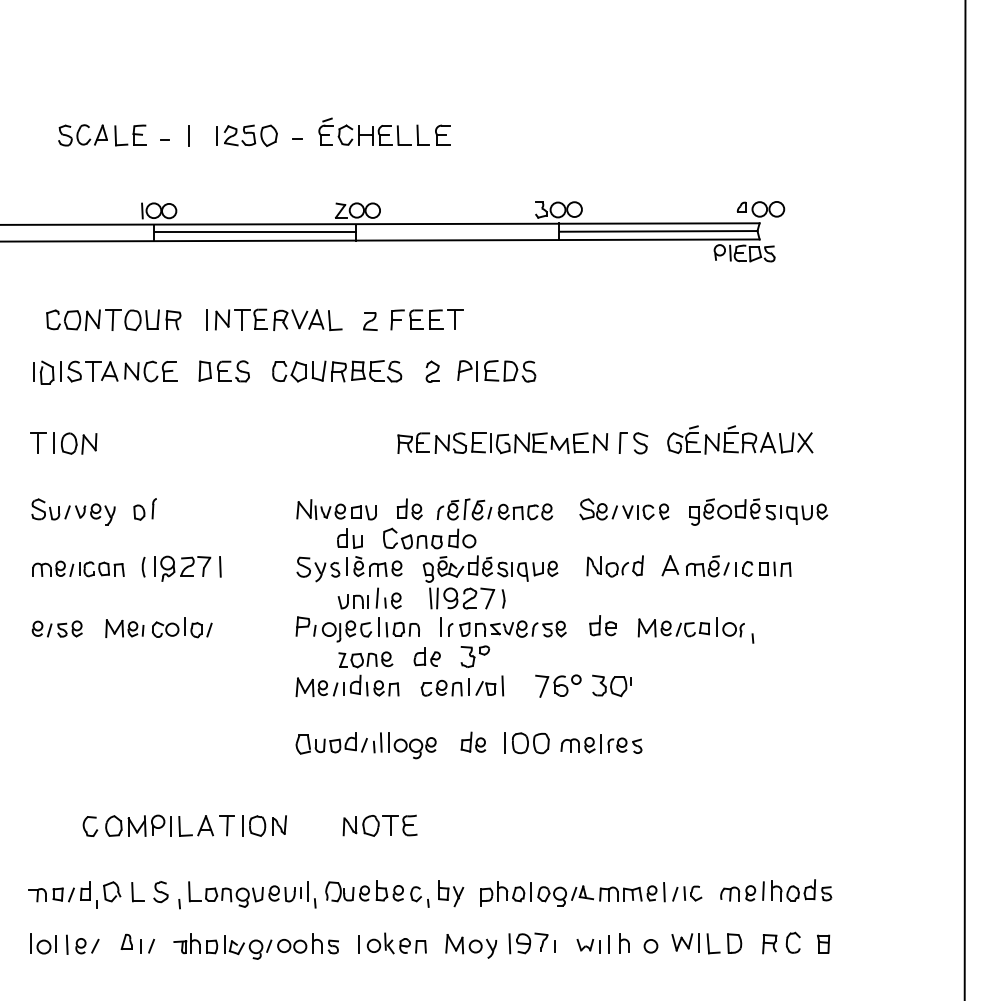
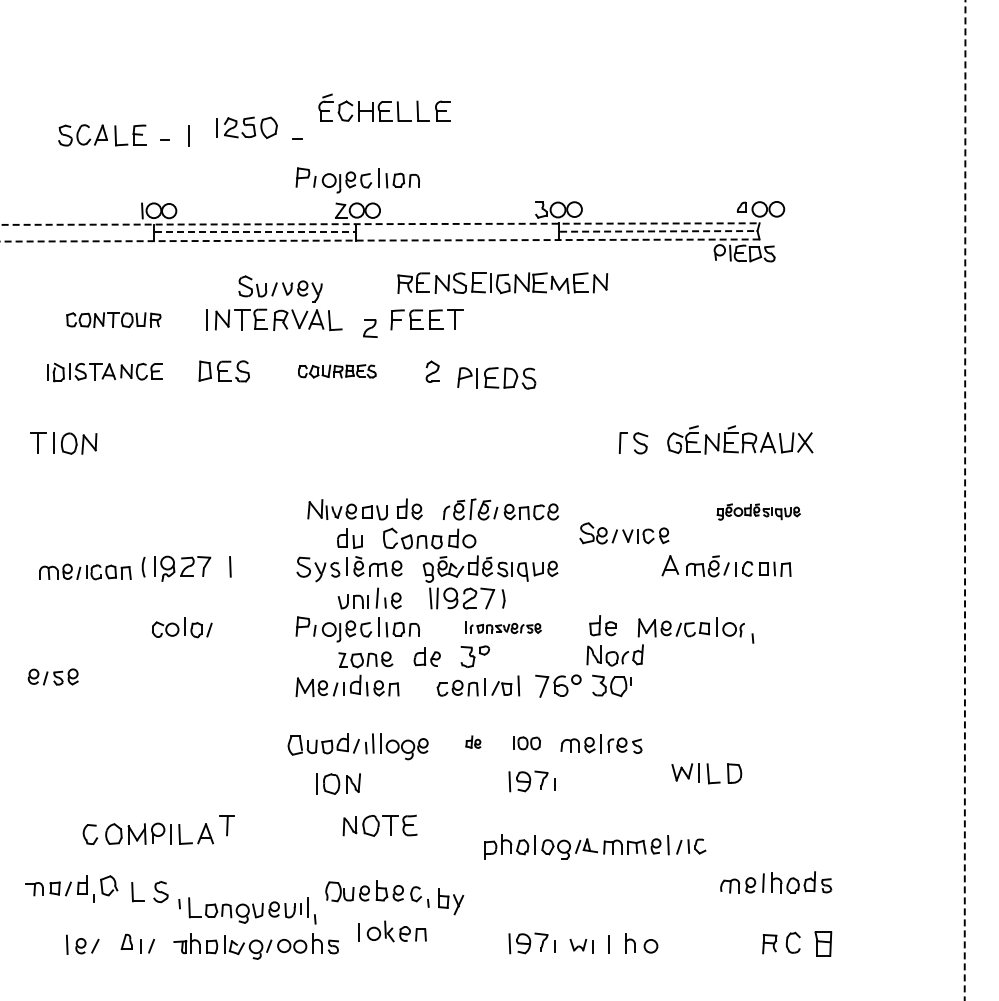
part position: (384, 131) -> (384, 107) (384, 107)
part position: (246, 135) -> (246, 127) (246, 127)
part: none -> present (357, 180)
line: solid -> dashed (380, 224)
line: solid -> dashed (658, 231)
line: solid -> dashed (256, 232)
line: solid -> dashed (379, 240)
part size: 136x22 px -> 96x16 px (113, 319)
part position: (370, 321) -> (370, 328) (370, 328)
part size: 131x23 px -> 79x15 px (337, 371)
part position: (496, 371) -> (496, 378) (496, 378)
part size: 145x25 px -> 116x21 px (104, 372)
part position: (502, 443) -> (502, 283) (502, 283)
line: solid -> dashed (965, 500)
part: present -> none (144, 509)
part position: (336, 509) -> (347, 509) (347, 509)
part position: (494, 509) -> (500, 509) (500, 509)
part position: (624, 509) -> (624, 533) (624, 533)
part position: (73, 511) -> (280, 288) (280, 288)
part size: 140x28 px -> 85x18 px (758, 511)
line position: (220, 566) -> (230, 566) (230, 566)
part position: (614, 566) -> (614, 655) (614, 655)
part position: (78, 568) -> (85, 571) (85, 571)
part size: 127x21 px -> 77x13 px (503, 627)
part position: (56, 628) -> (52, 676) (52, 676)
part: present -> none (124, 628)
part position: (462, 685) -> (478, 685) (478, 685)
part size: 27x22 px -> 17x14 px (473, 741)
part size: 46x23 px -> 28x15 px (526, 743)
part position: (365, 745) -> (357, 746) (357, 746)
part: none -> present (531, 781)
part position: (147, 825) -> (147, 833) (147, 833)
part position: (264, 825) -> (338, 783) (338, 783)
part position: (776, 890) -> (776, 882) (776, 882)
part position: (451, 893) -> (451, 901) (451, 901)
part position: (591, 893) -> (595, 846) (595, 846)
part position: (74, 894) -> (71, 888) (71, 888)
part position: (252, 894) -> (252, 910) (252, 910)
part: present -> none (43, 943)
part position: (392, 943) -> (392, 931) (392, 931)
part position: (624, 943) -> (630, 943) (630, 943)
part position: (706, 943) -> (706, 773) (706, 773)
part size: 14x20 px -> 19x26 px (823, 943)
part: present -> none (471, 946)
part position: (588, 946) -> (581, 946) (581, 946)
